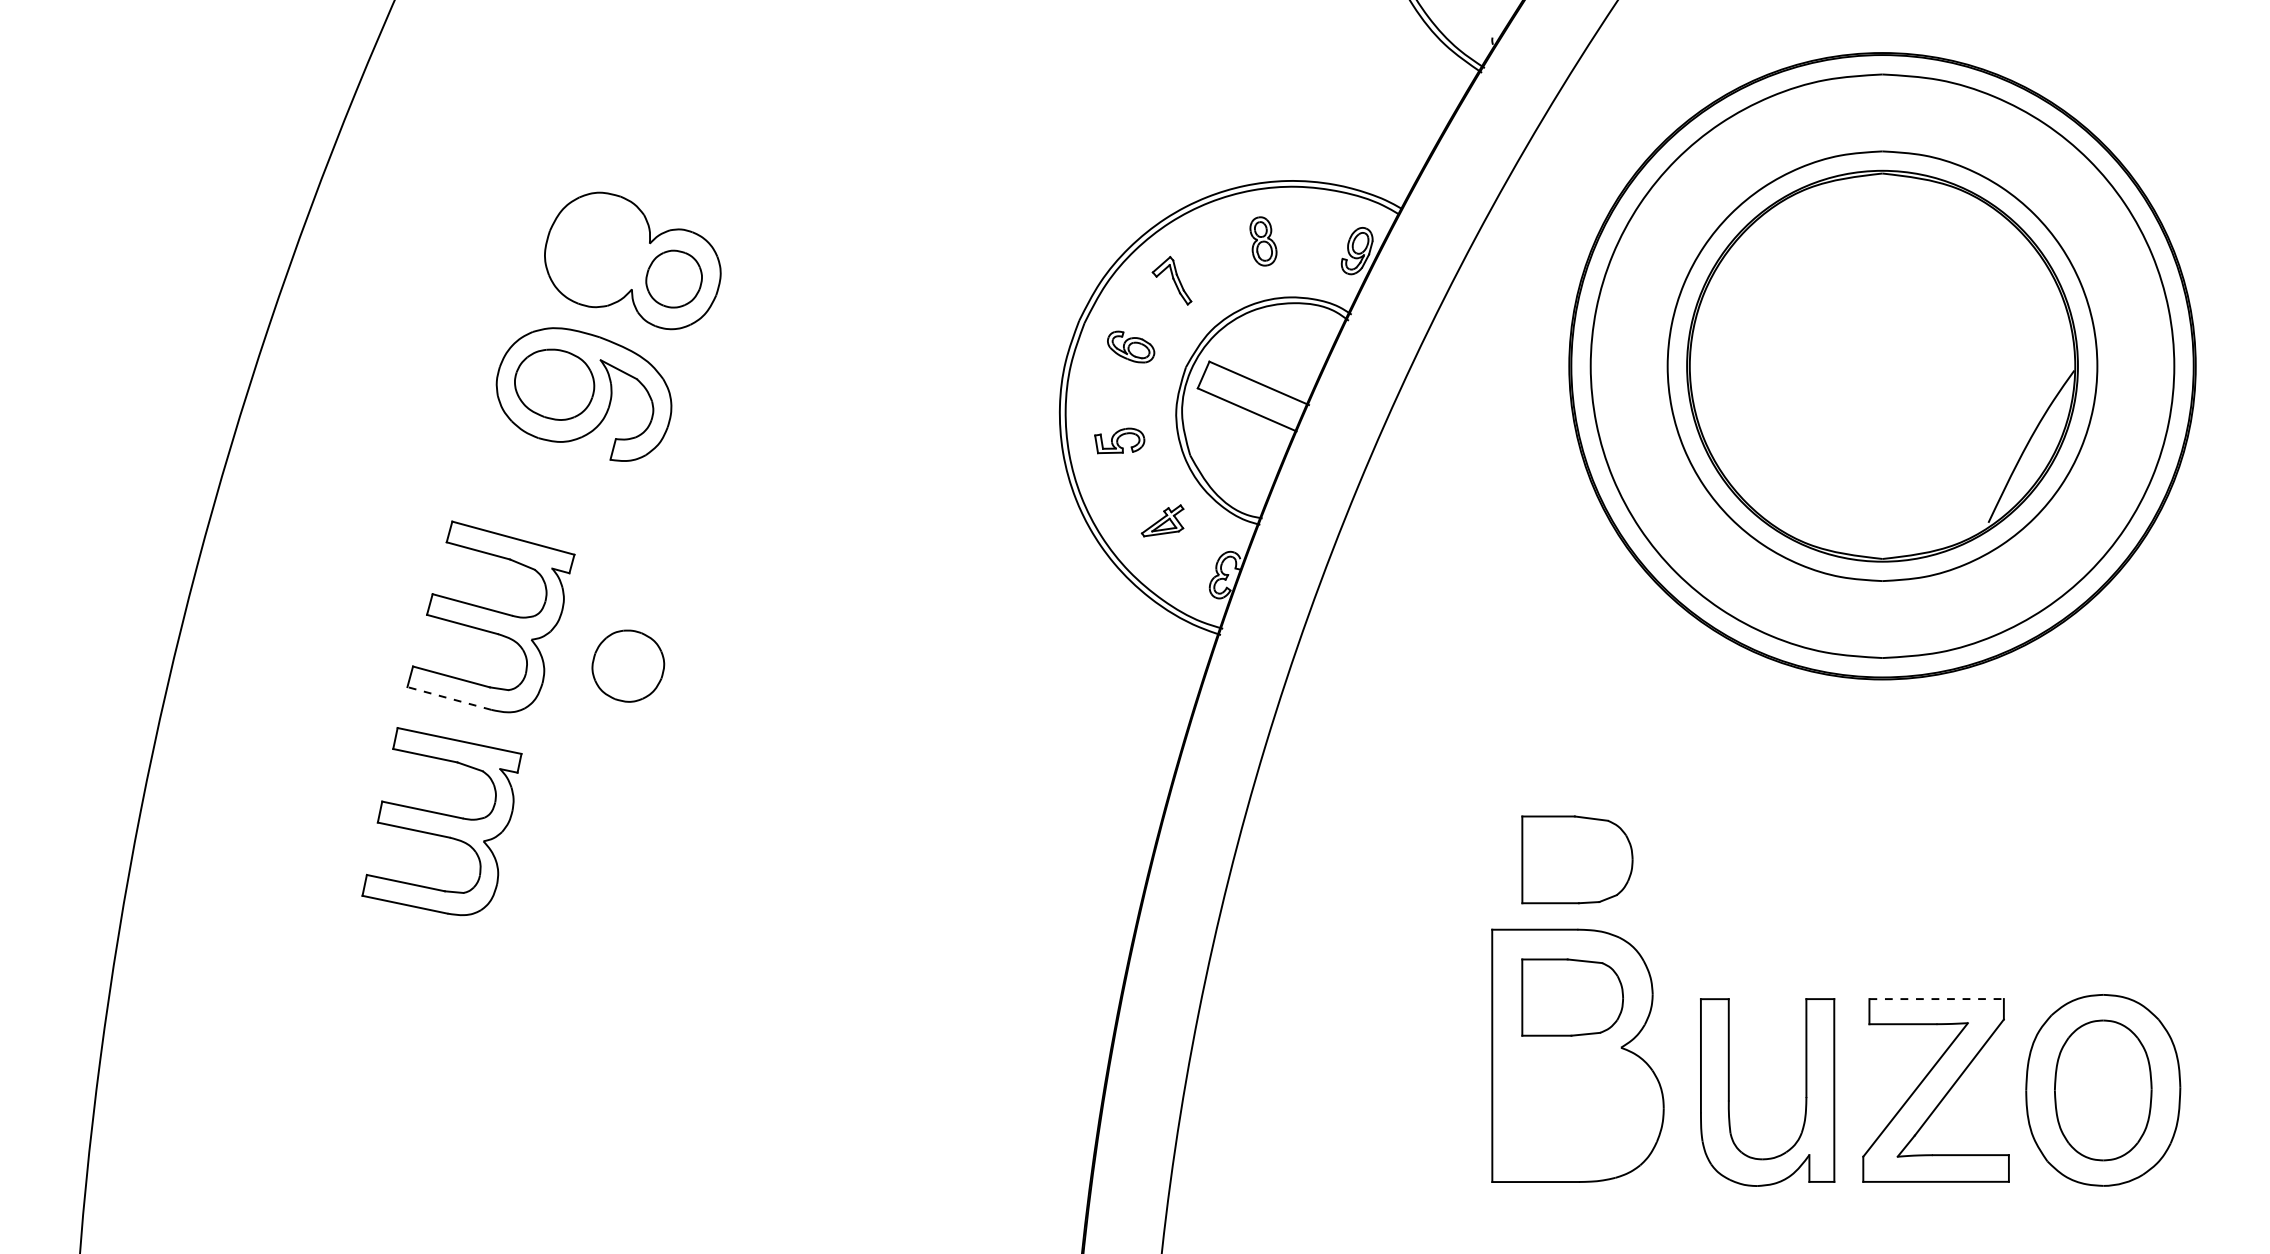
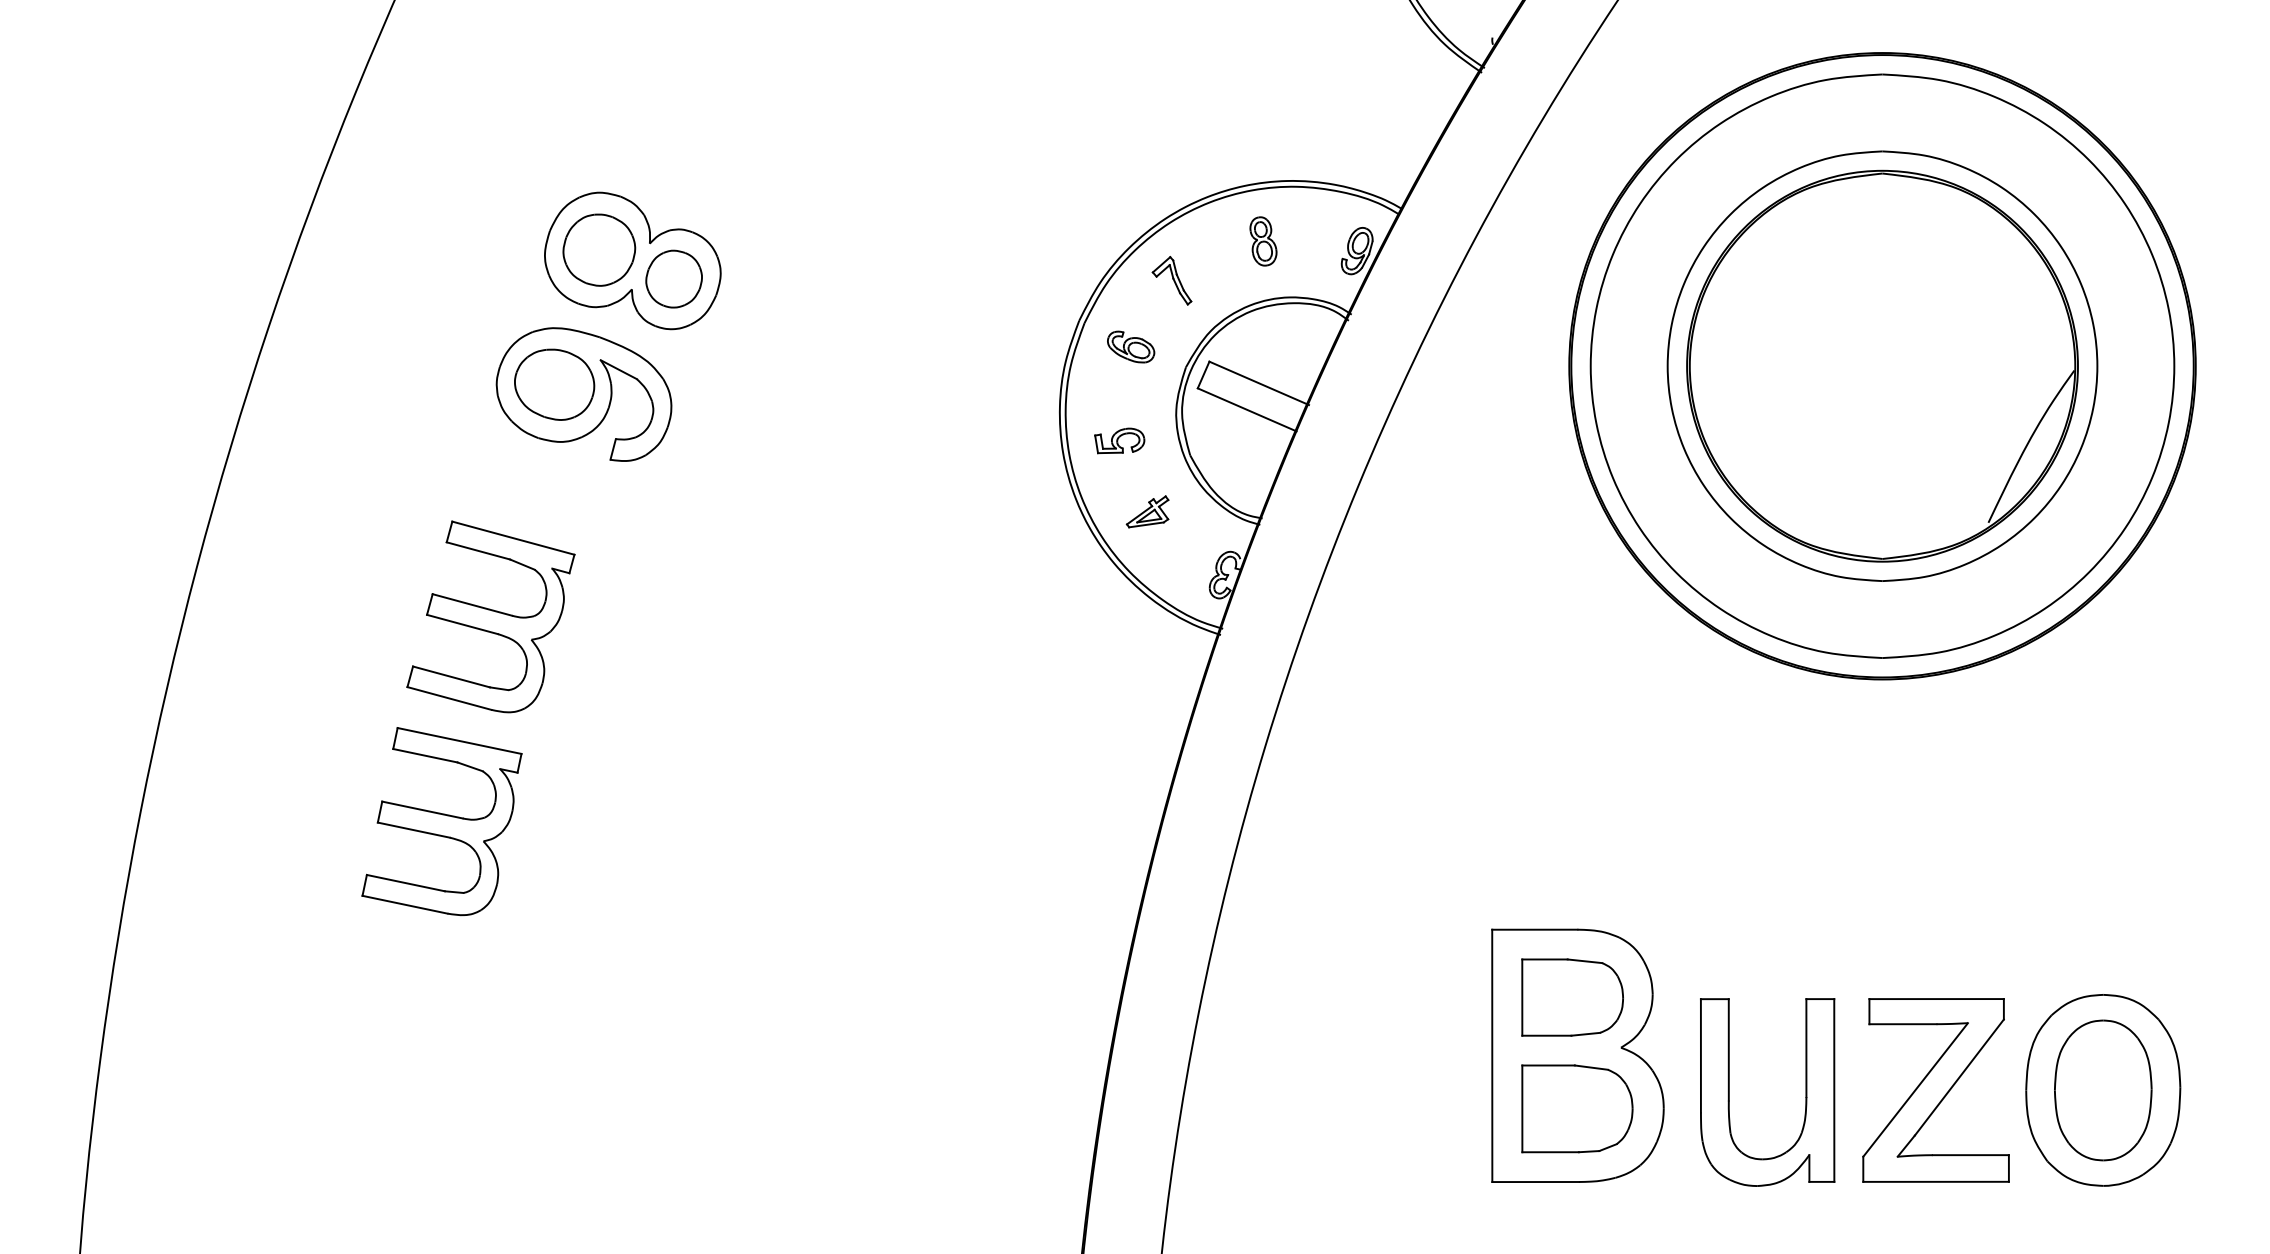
part position: (1162, 520) -> (1147, 511) (1147, 511)
part position: (628, 665) -> (599, 249) (599, 249)
line: dashed -> solid (448, 698)
part position: (1577, 859) -> (1577, 1108) (1577, 1108)
line: dashed -> solid (1937, 999)
